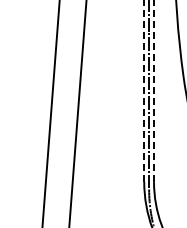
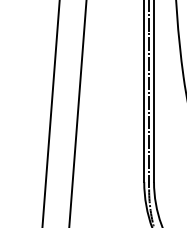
line: dashed -> solid (144, 90)
line: dashed -> solid (154, 91)
